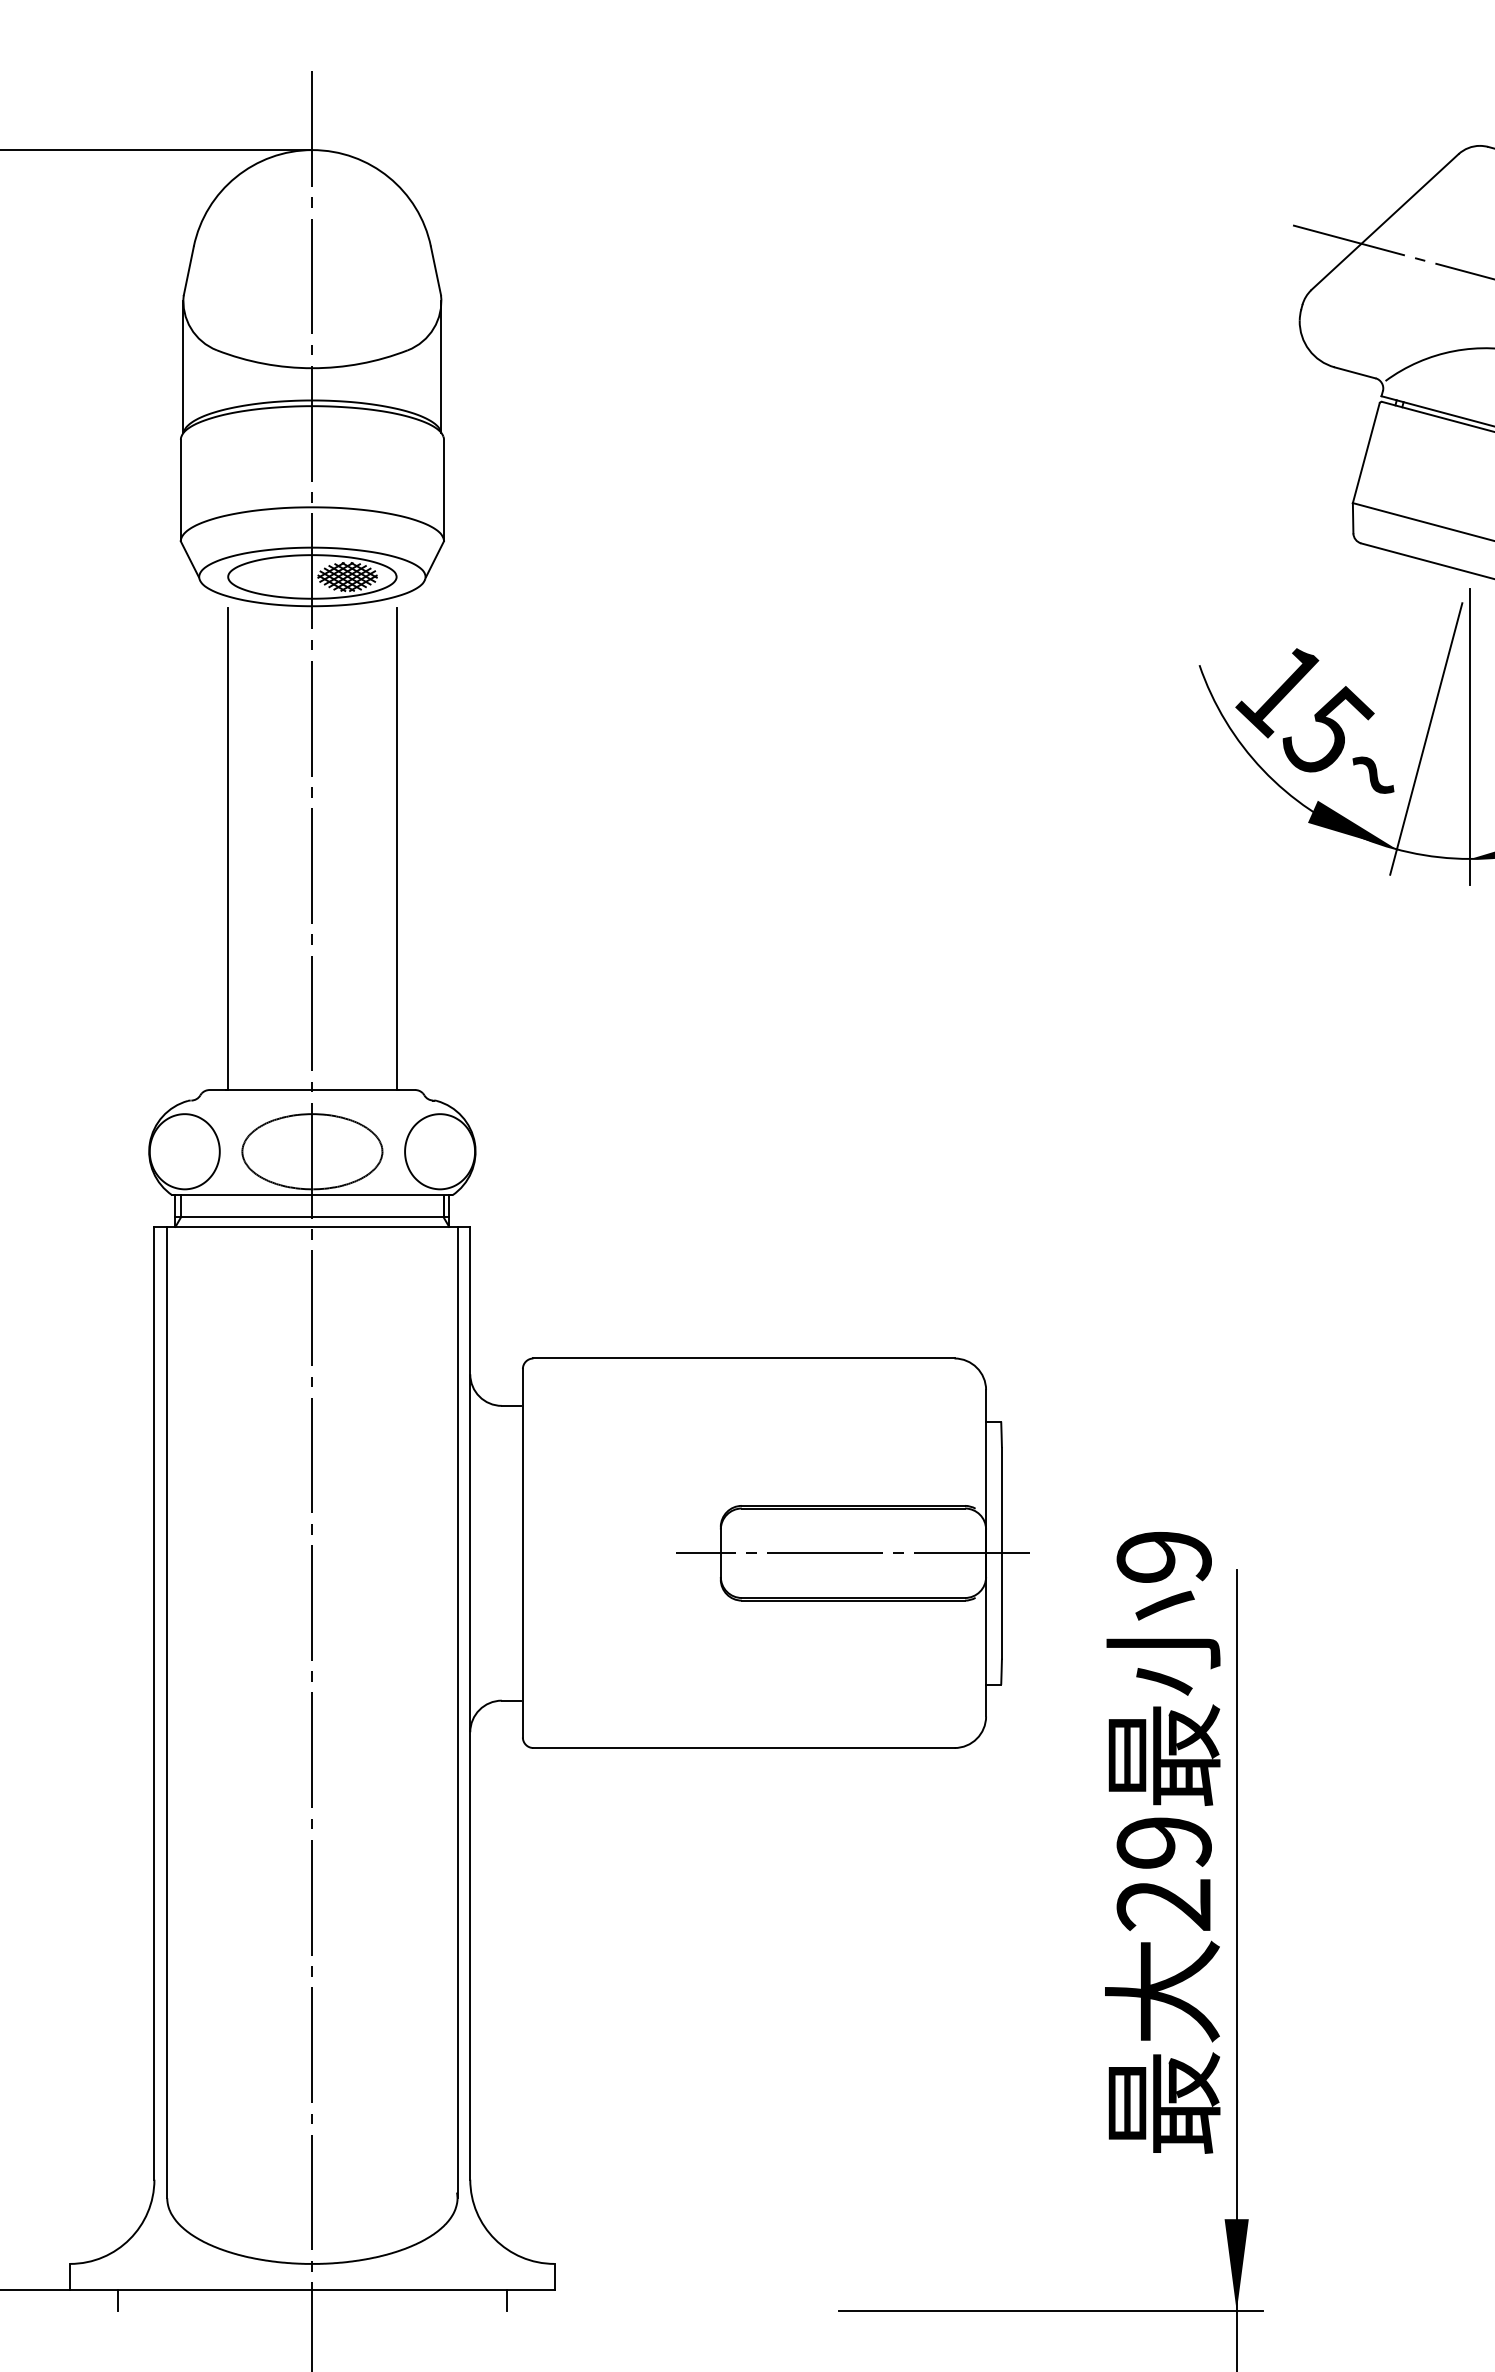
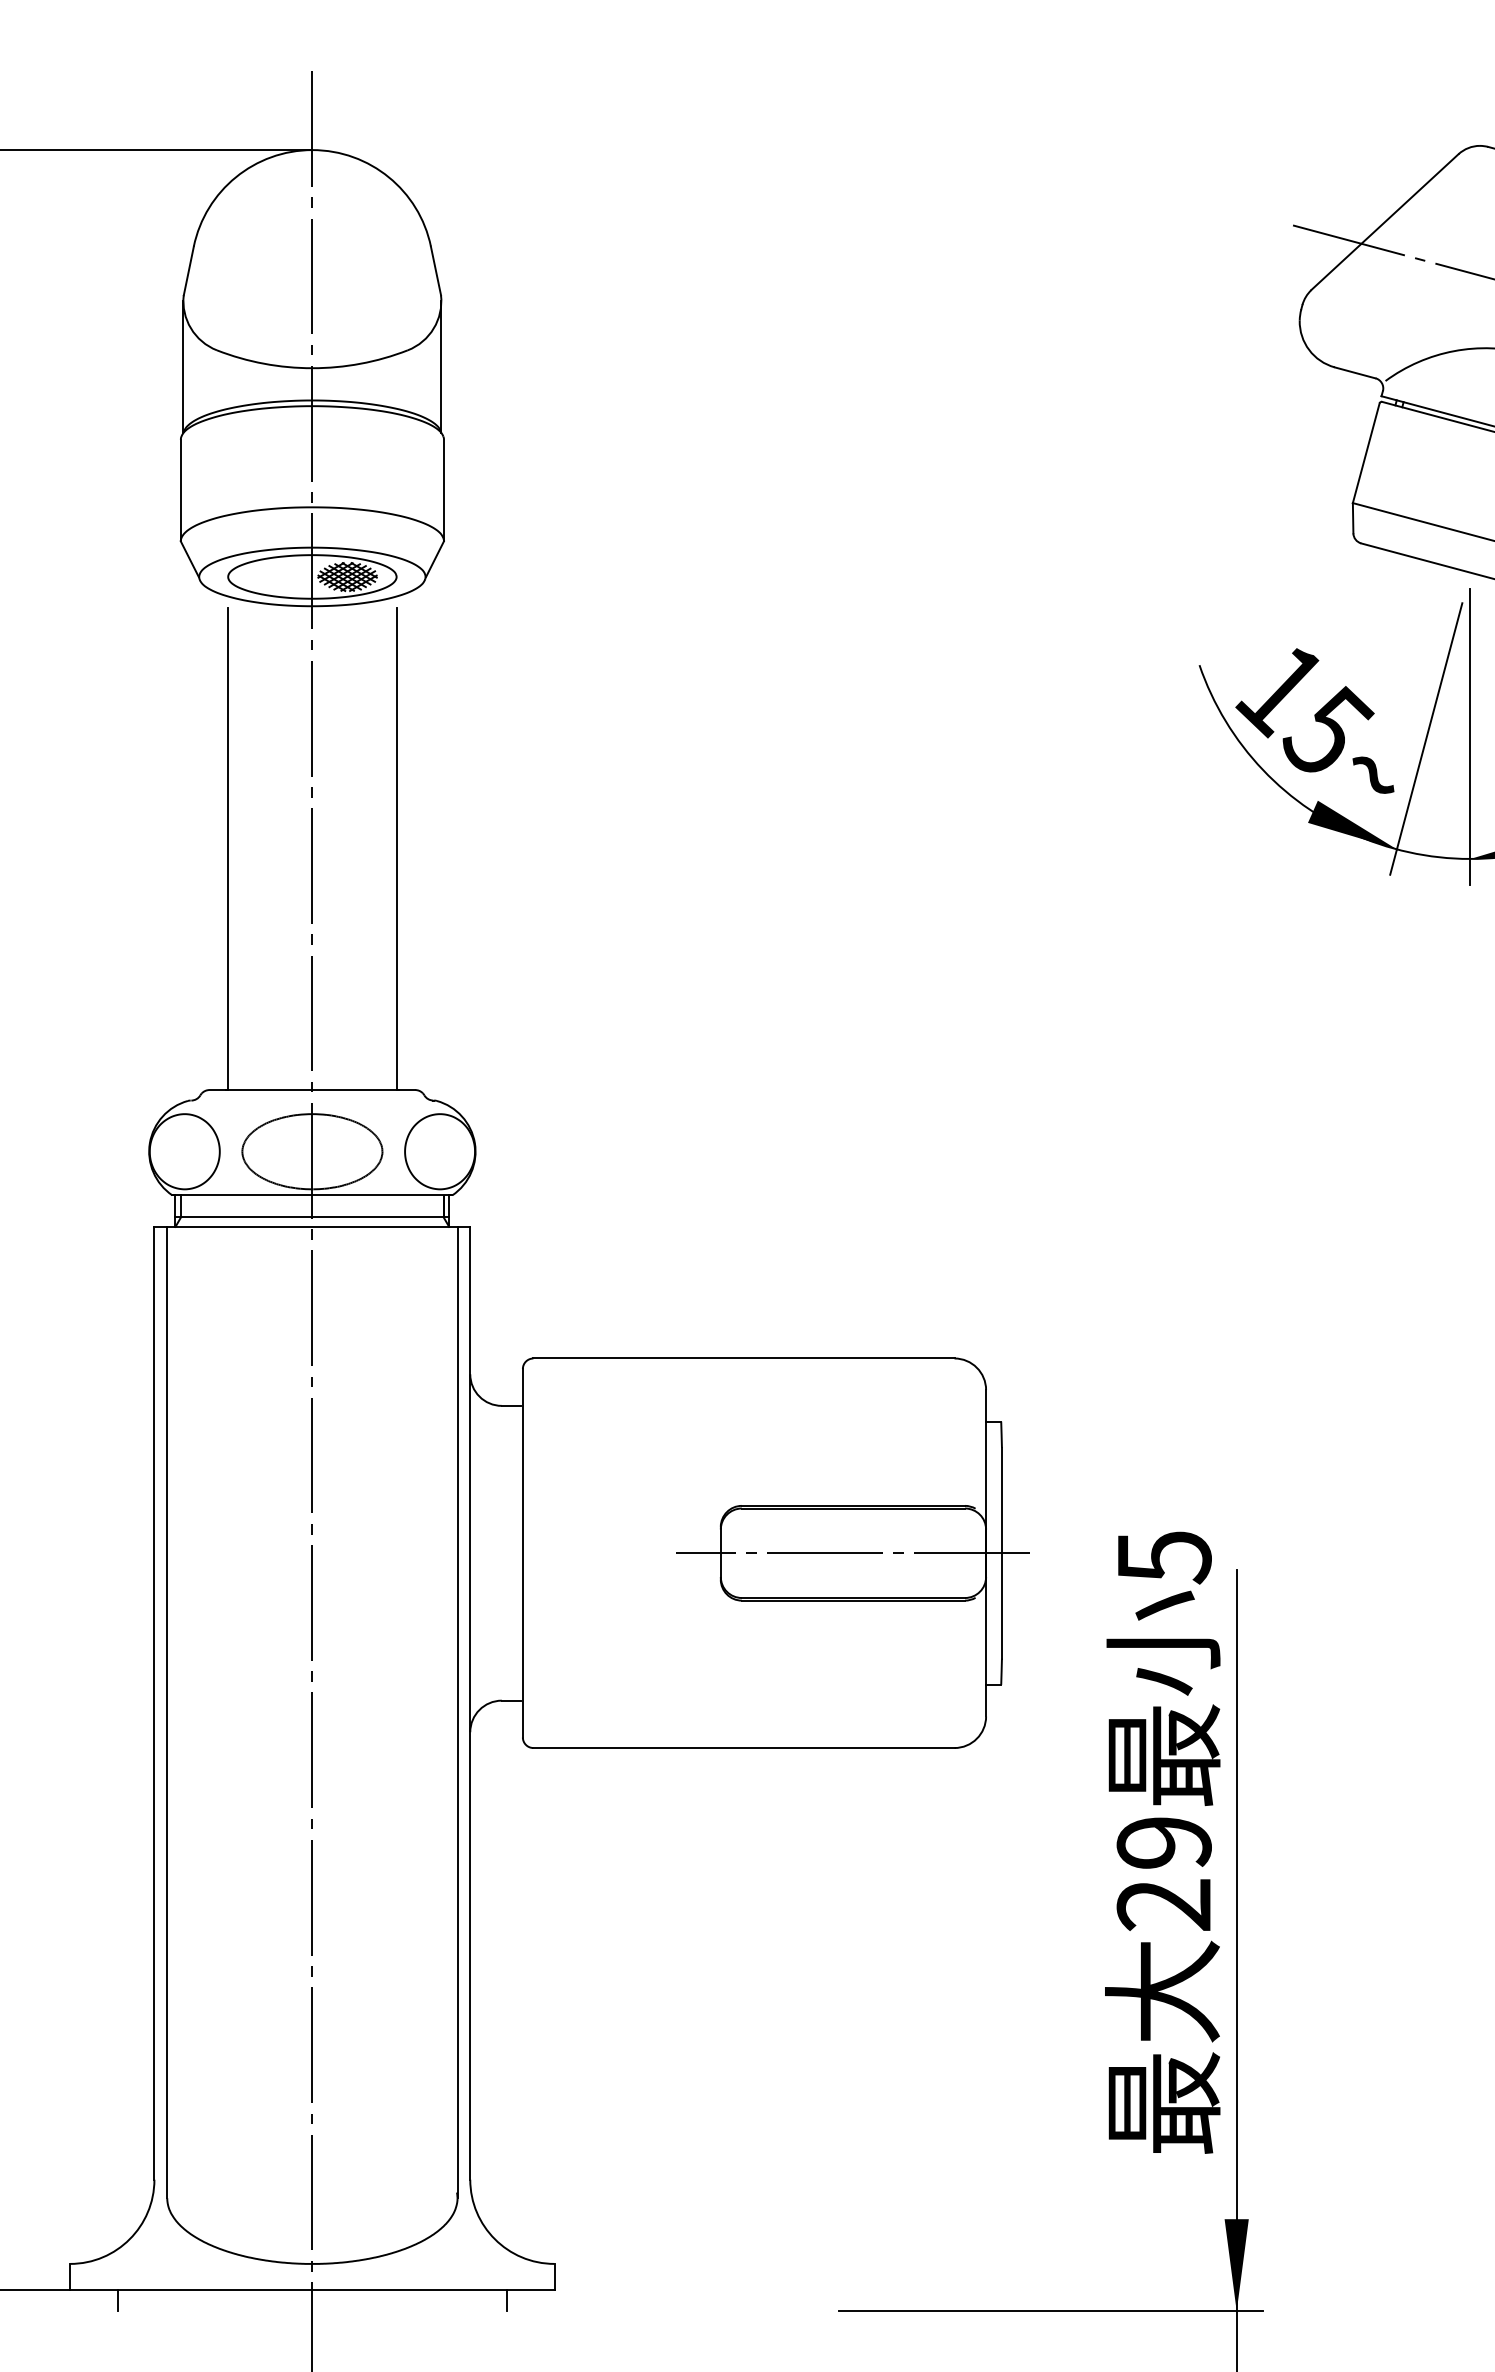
text: 9 -> 5 (1163, 1557)
